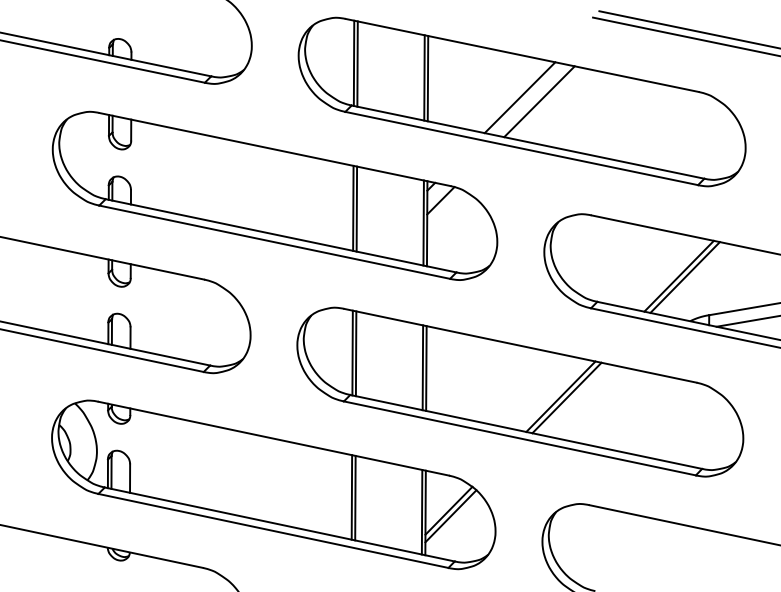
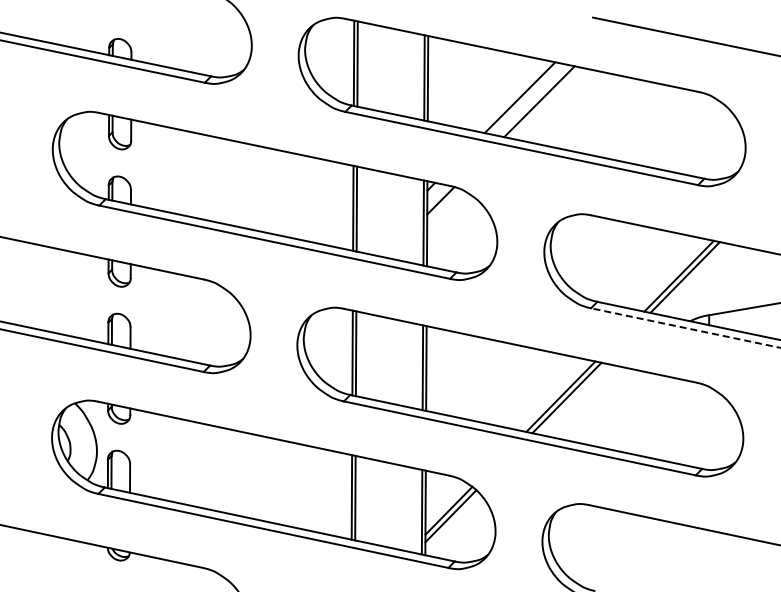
line: present -> none (688, 29)
line: present -> none (746, 321)
line: solid -> dashed (685, 328)
